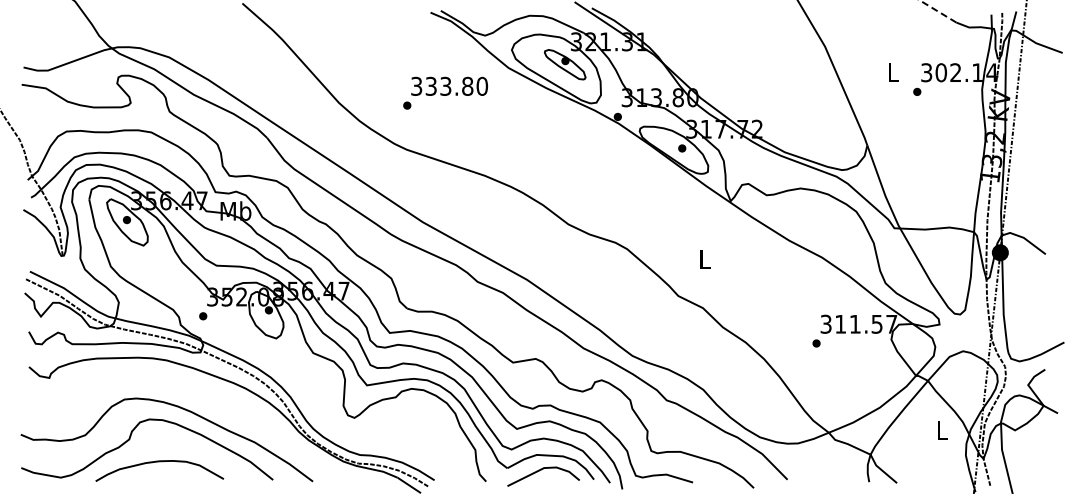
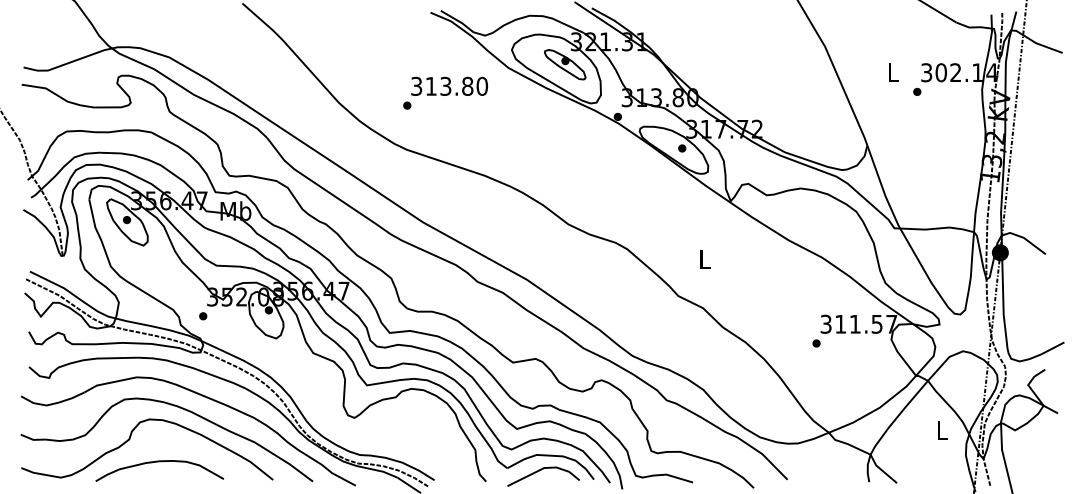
line: dashed -> solid (937, 11)
text: 333.80 -> 313.80 (430, 85)
part: none -> present (204, 397)
